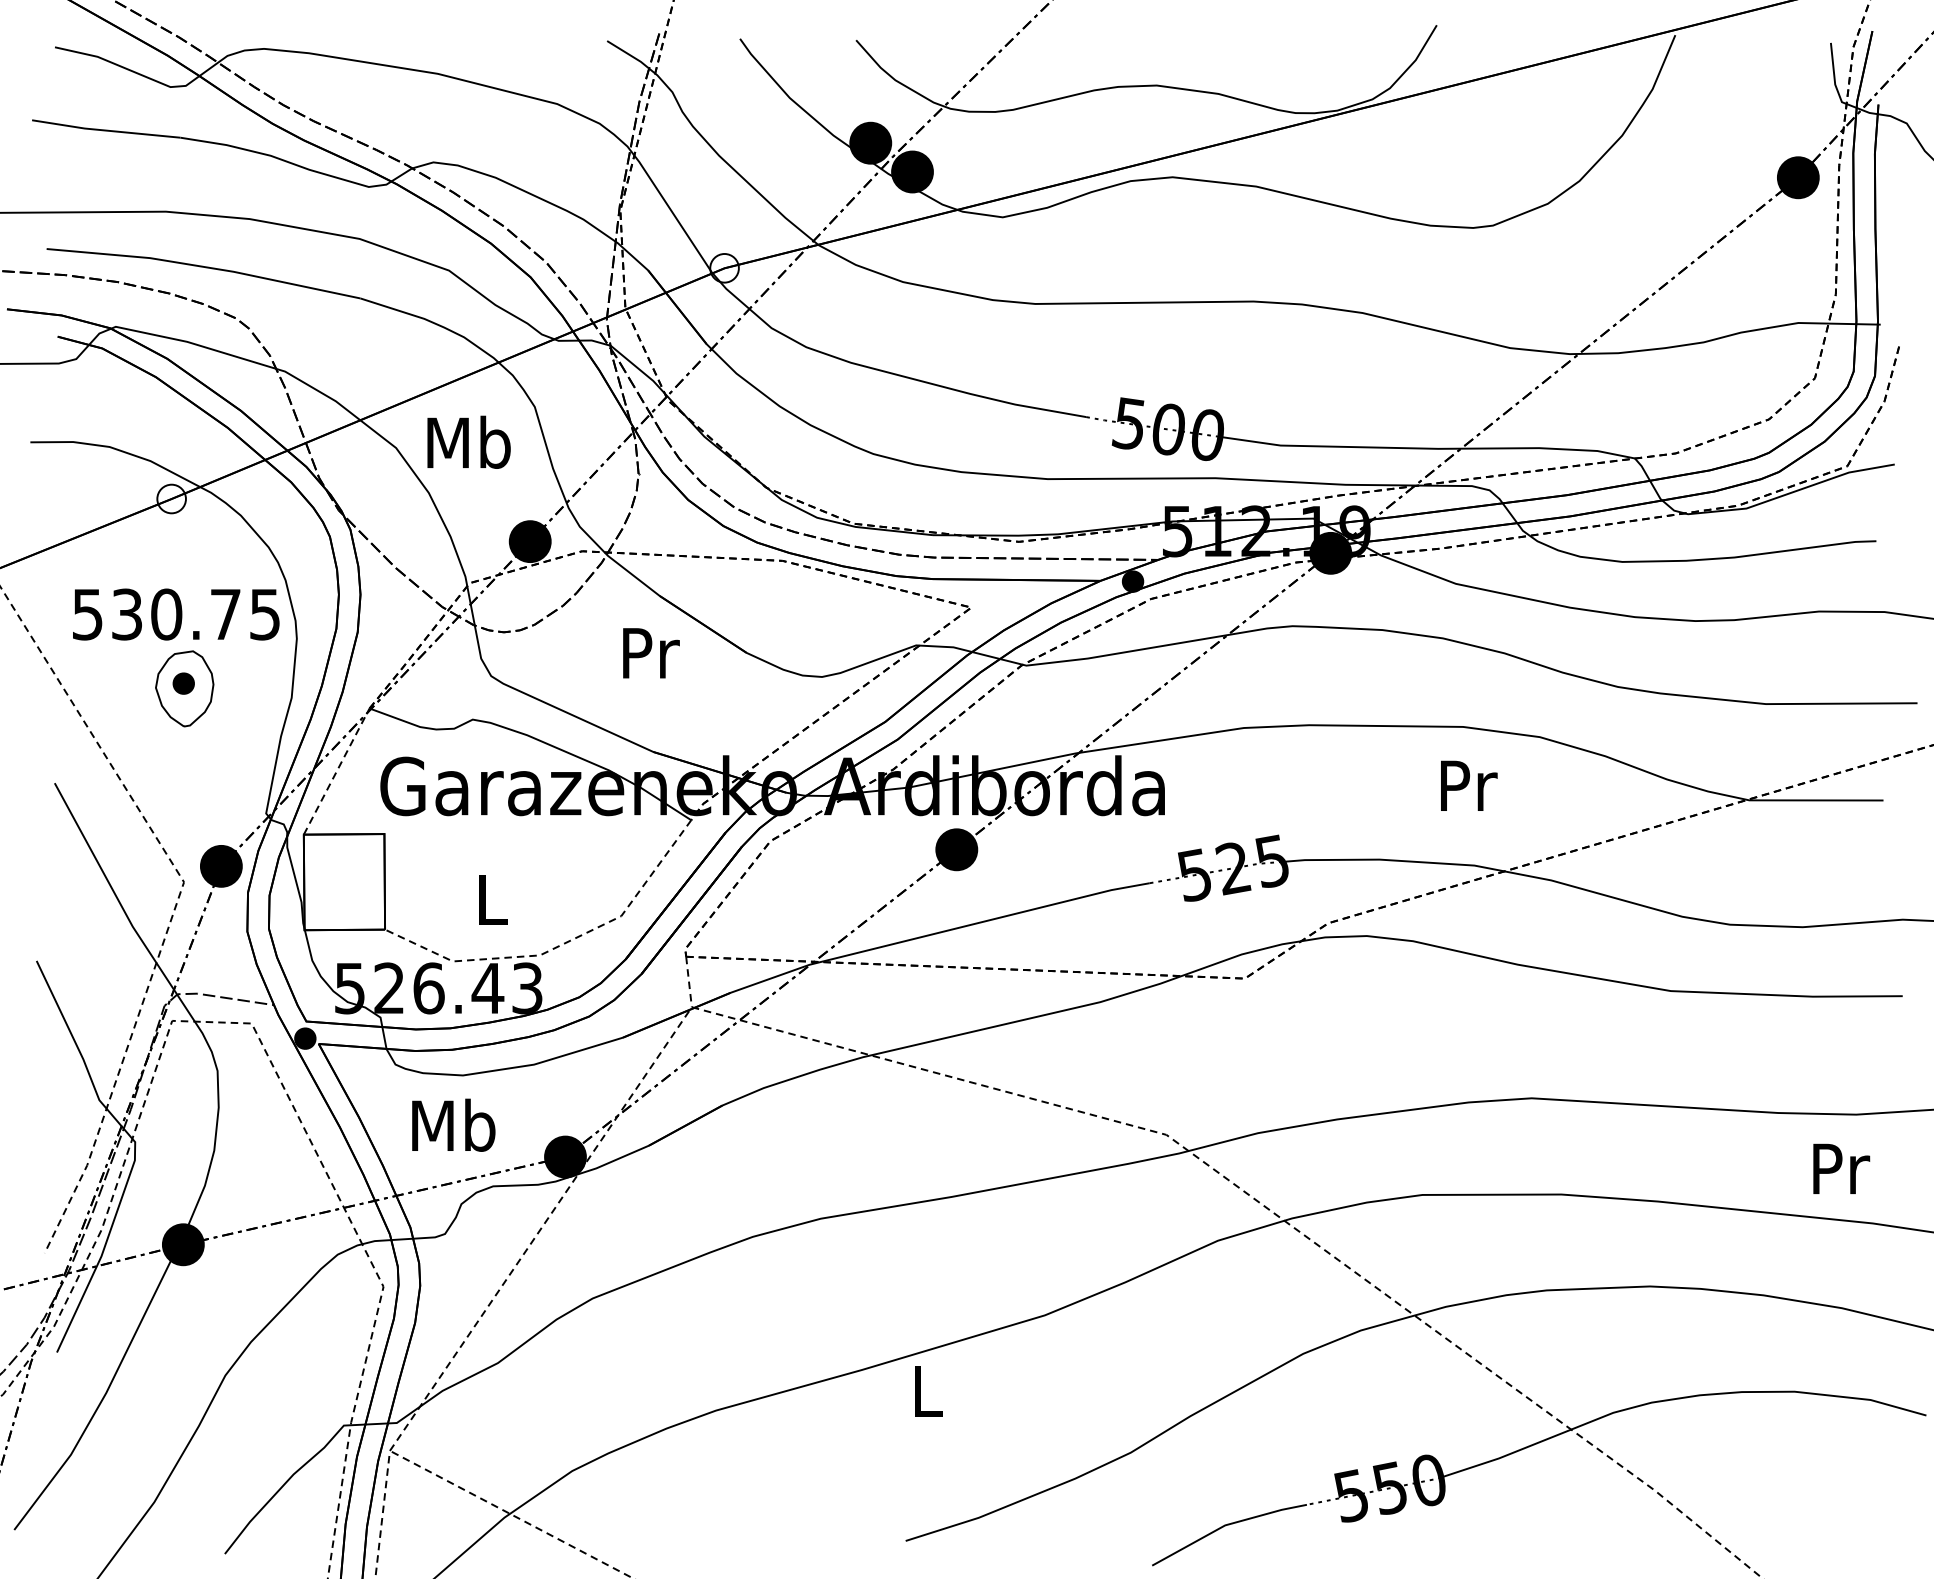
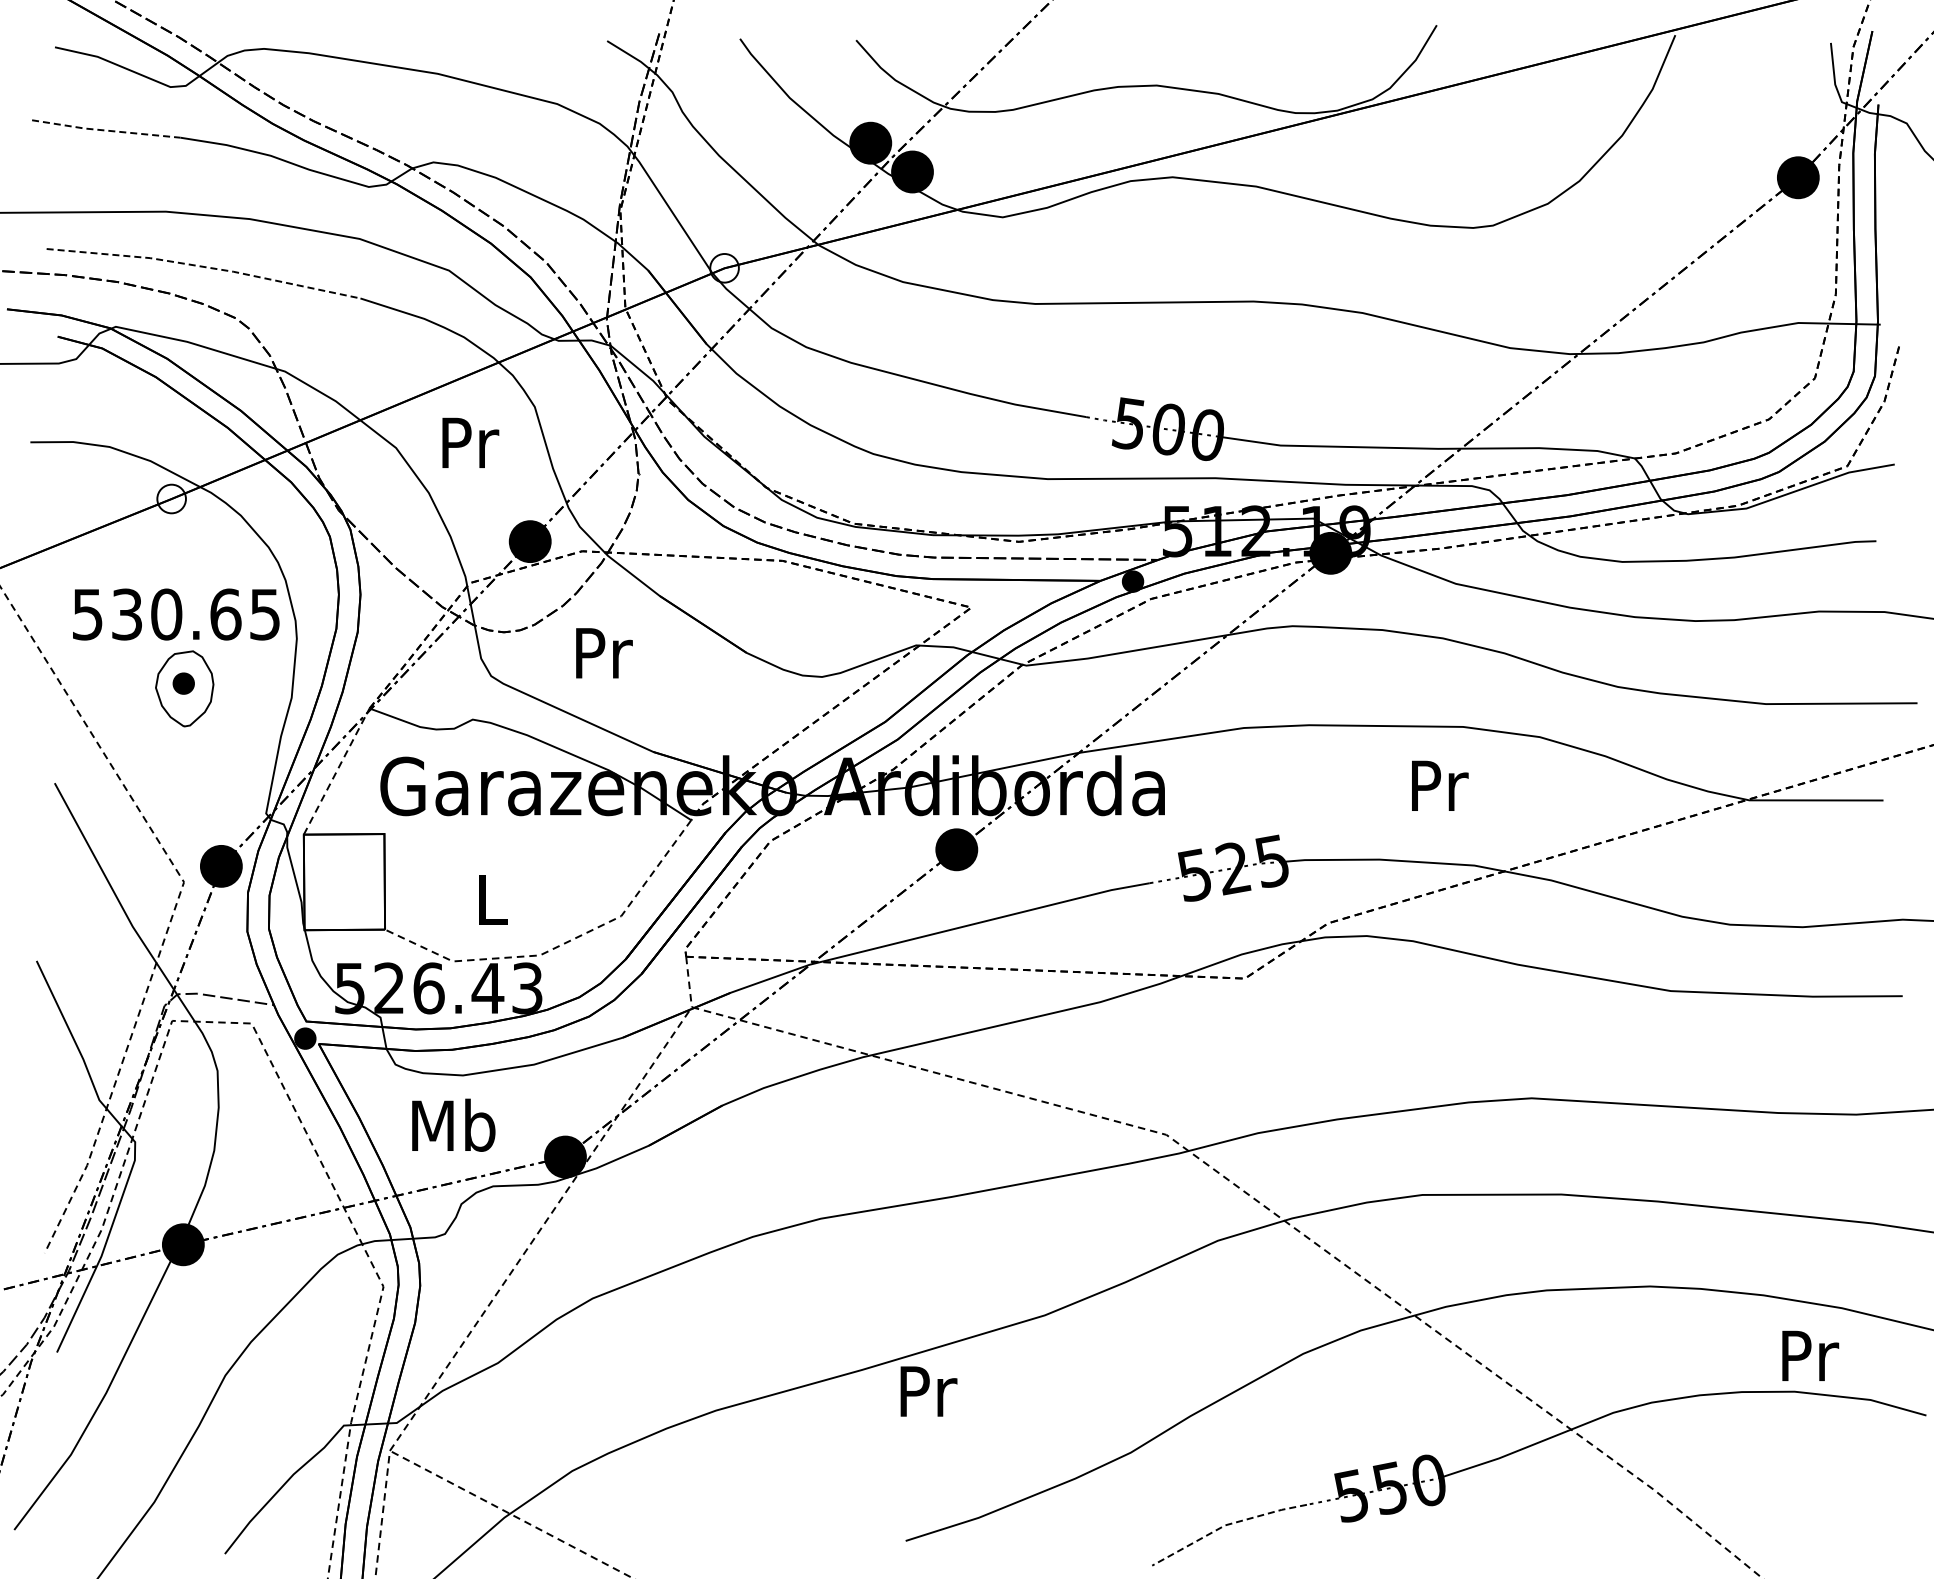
line: solid -> dashed (105, 130)
line: solid -> dashed (205, 267)
text: Mb -> Pr (468, 441)
text: 530.75 -> 530.65 (225, 614)
text position: (651, 653) -> (604, 653) (604, 653)
text position: (1469, 785) -> (1440, 785) (1440, 785)
text position: (1841, 1168) -> (1810, 1355) (1810, 1355)
text: L -> Pr (928, 1391)
line: solid -> dashed (1225, 1525)
